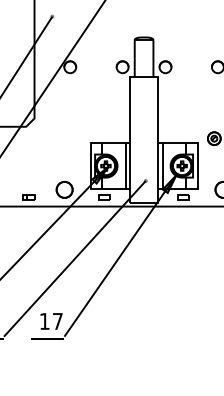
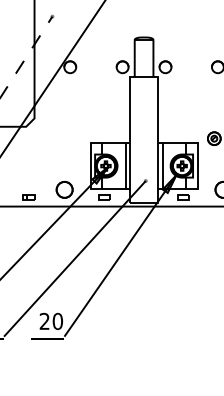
line: solid -> dashed (26, 57)
text: 17 -> 20 (51, 321)
